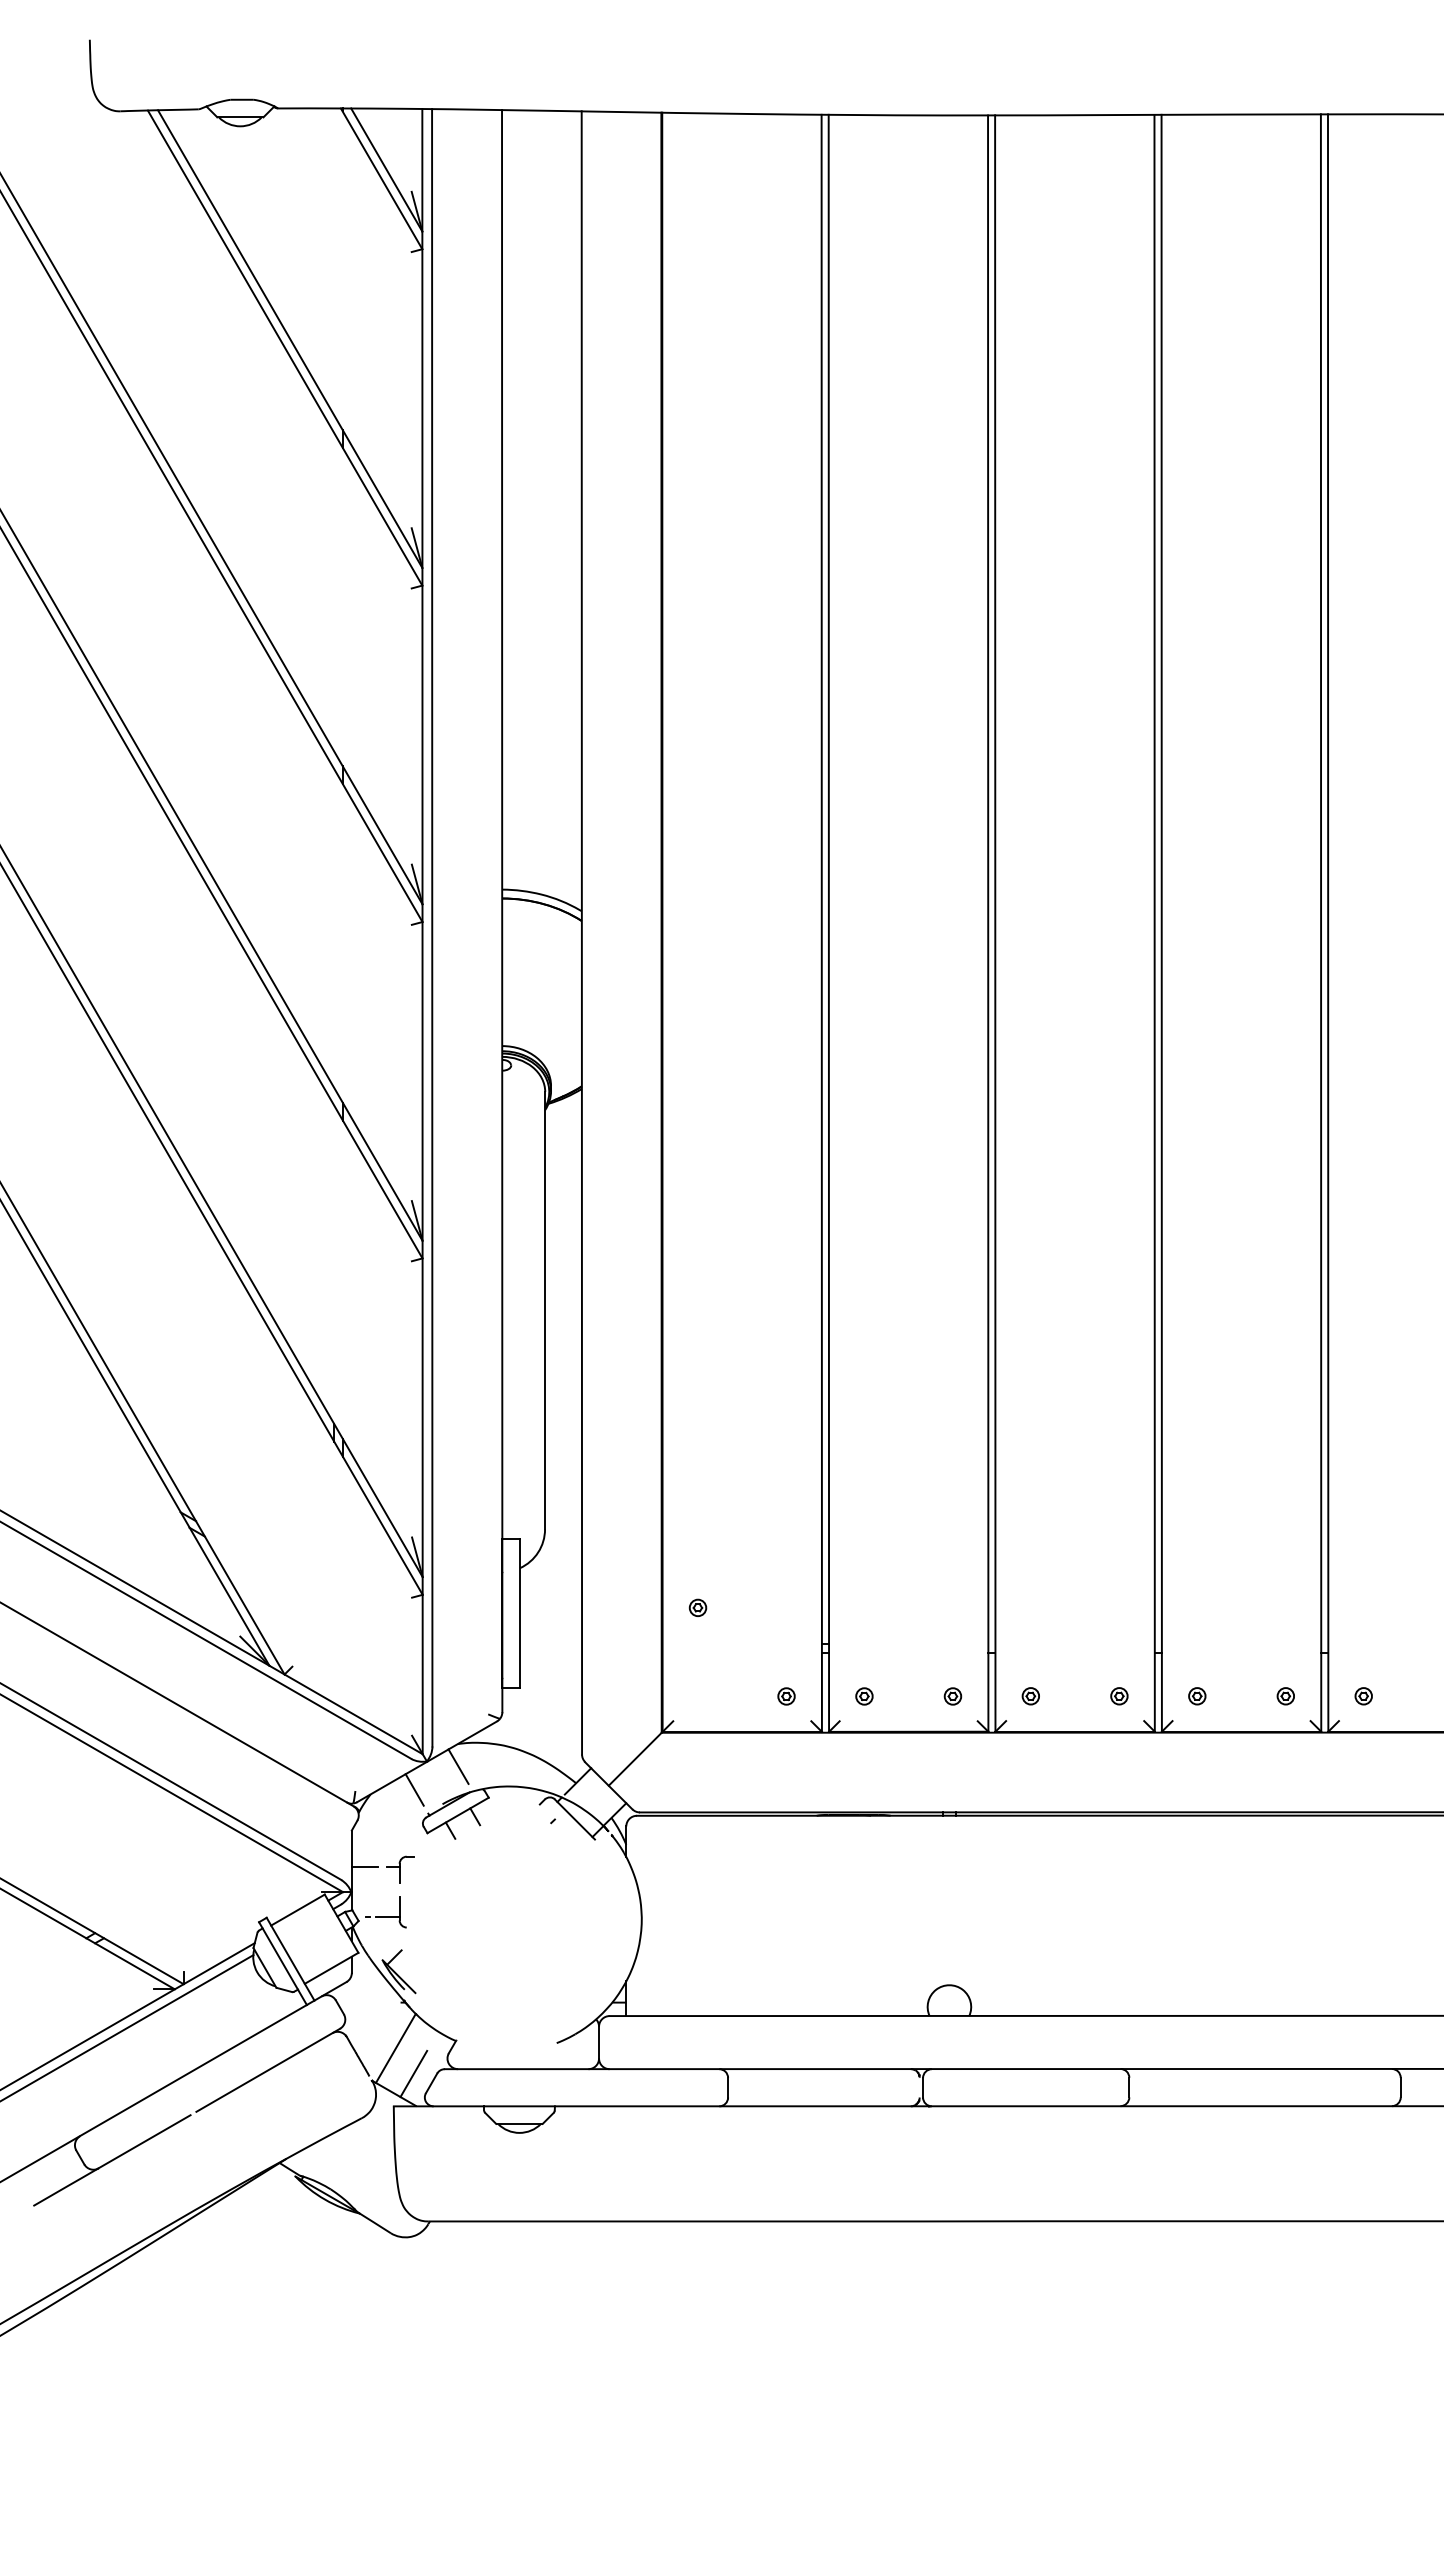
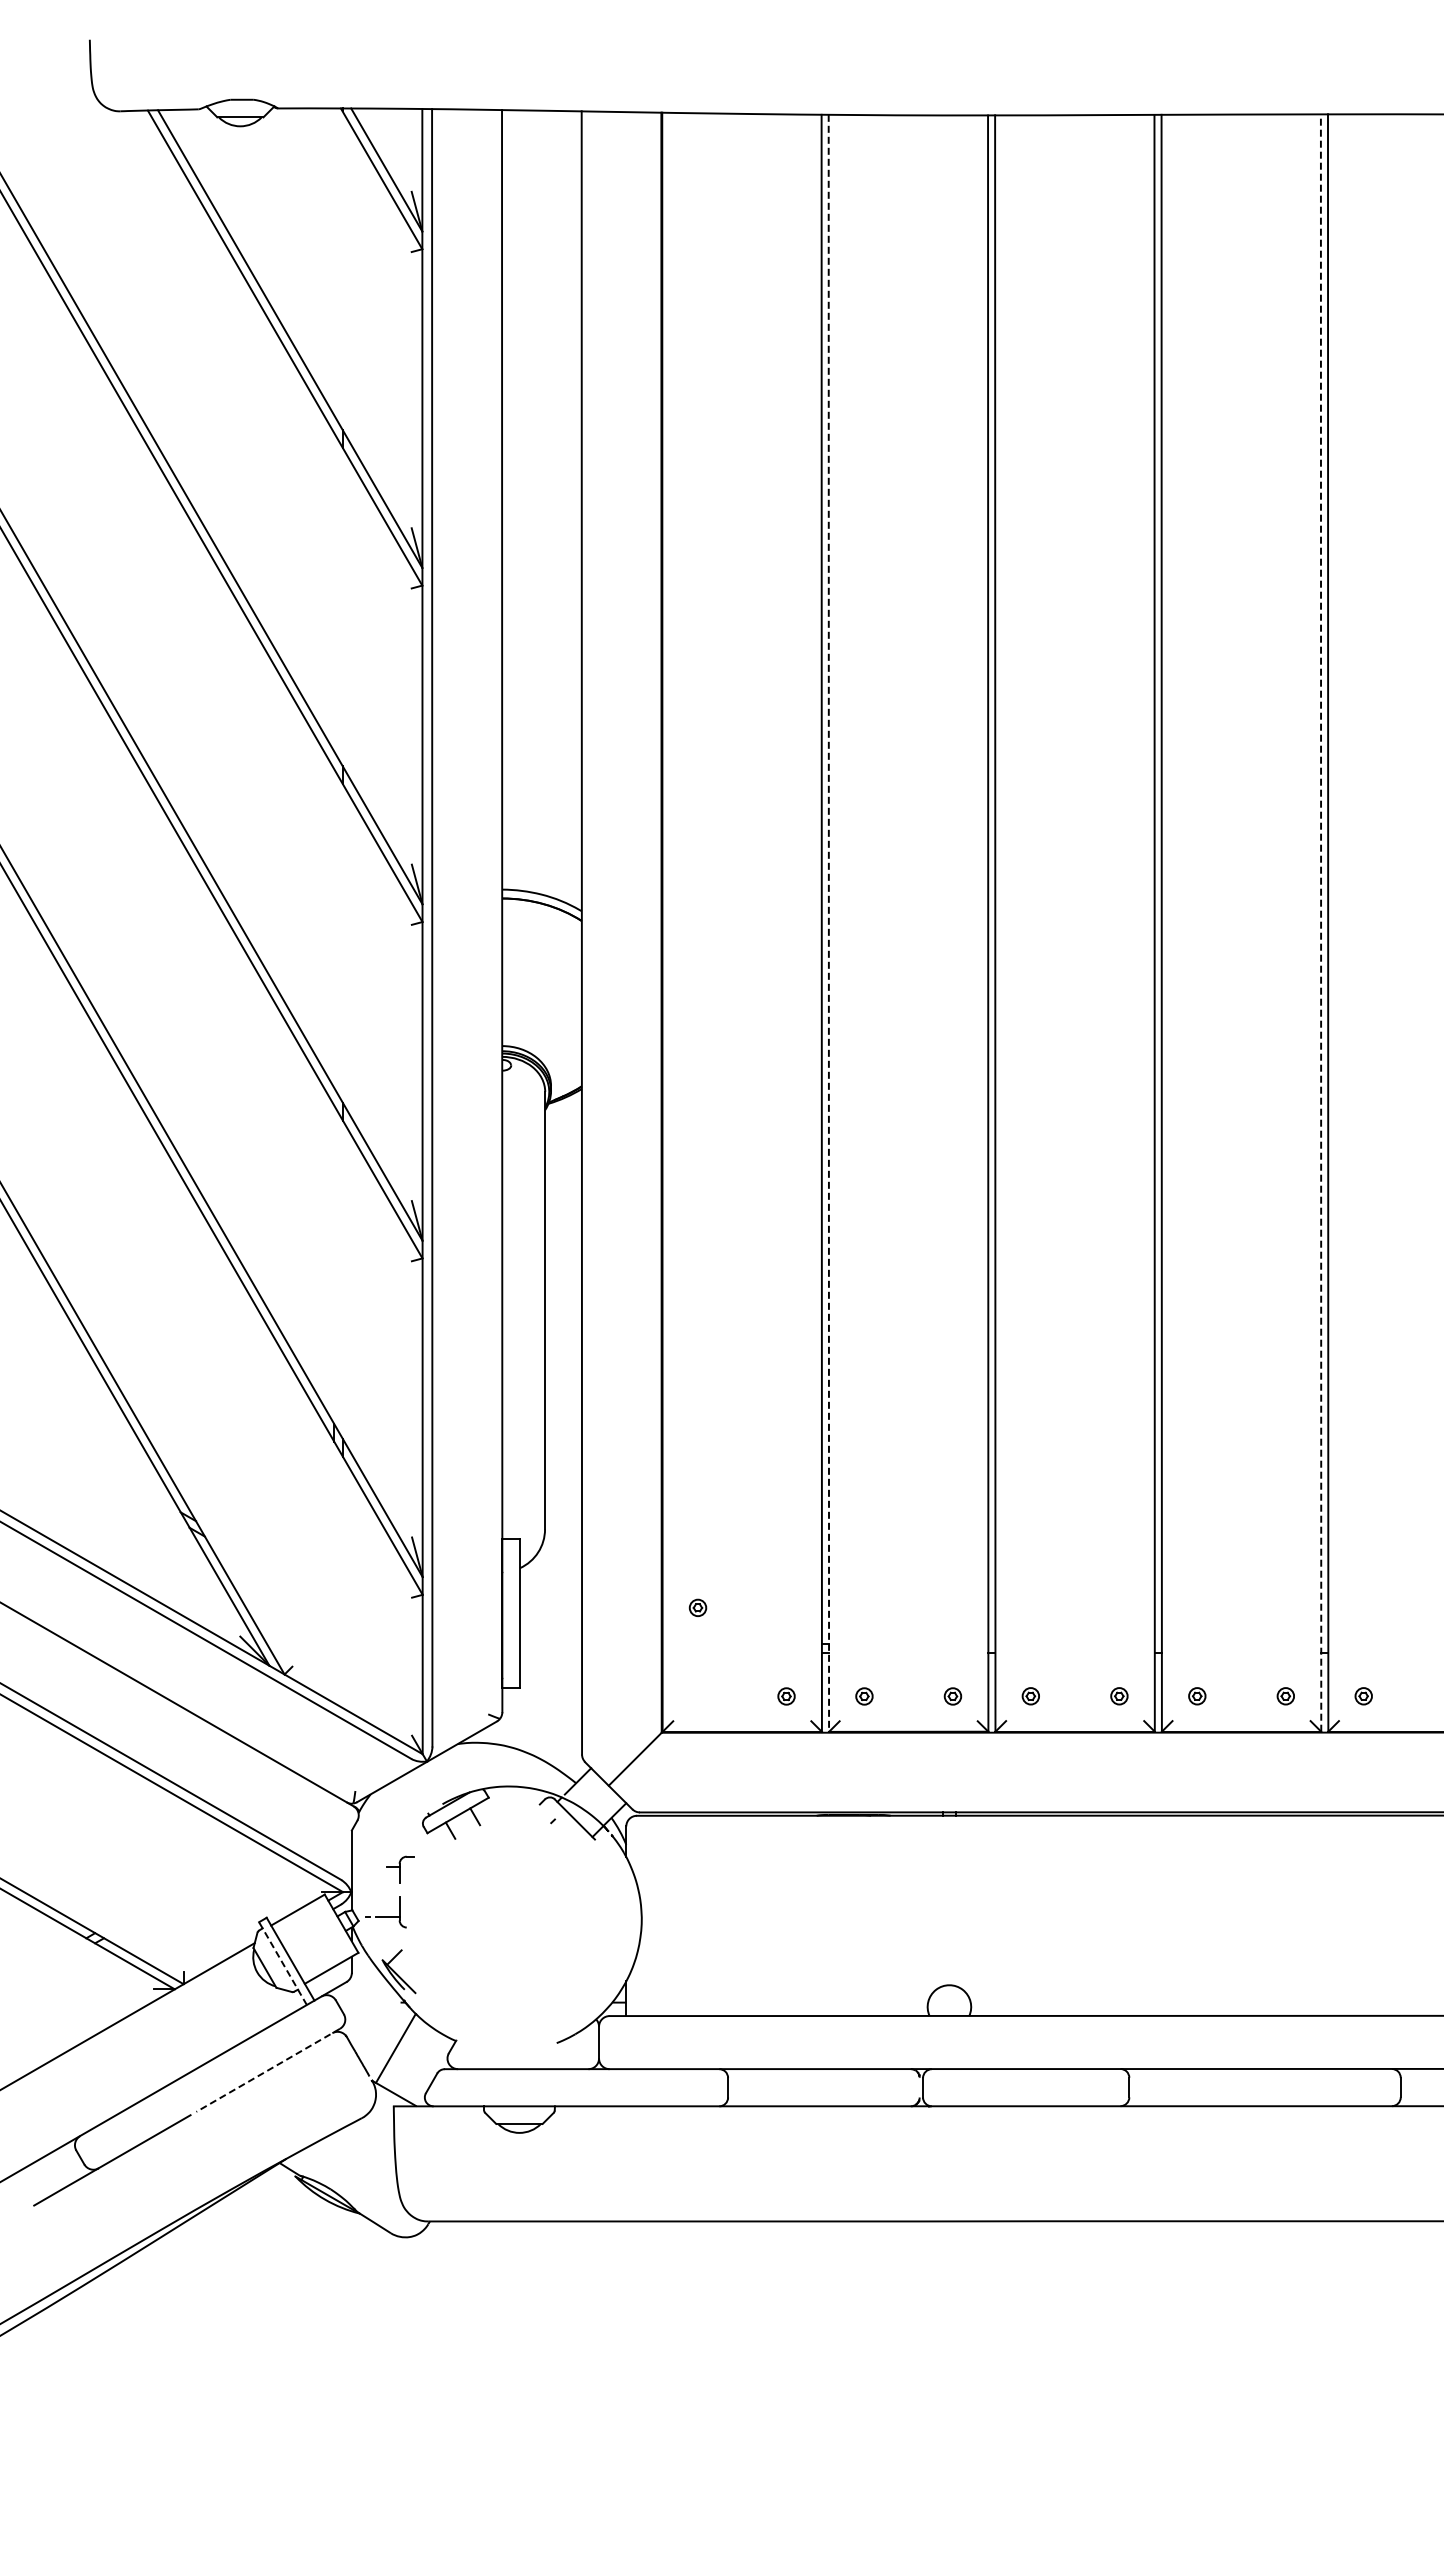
line: solid -> dashed (828, 923)
line: solid -> dashed (1321, 923)
line: present -> none (458, 1766)
line: present -> none (414, 1789)
line: present -> none (364, 1867)
line: solid -> dashed (283, 1963)
line: present -> none (127, 2027)
line: solid -> dashed (268, 2070)
line: present -> none (413, 2073)
